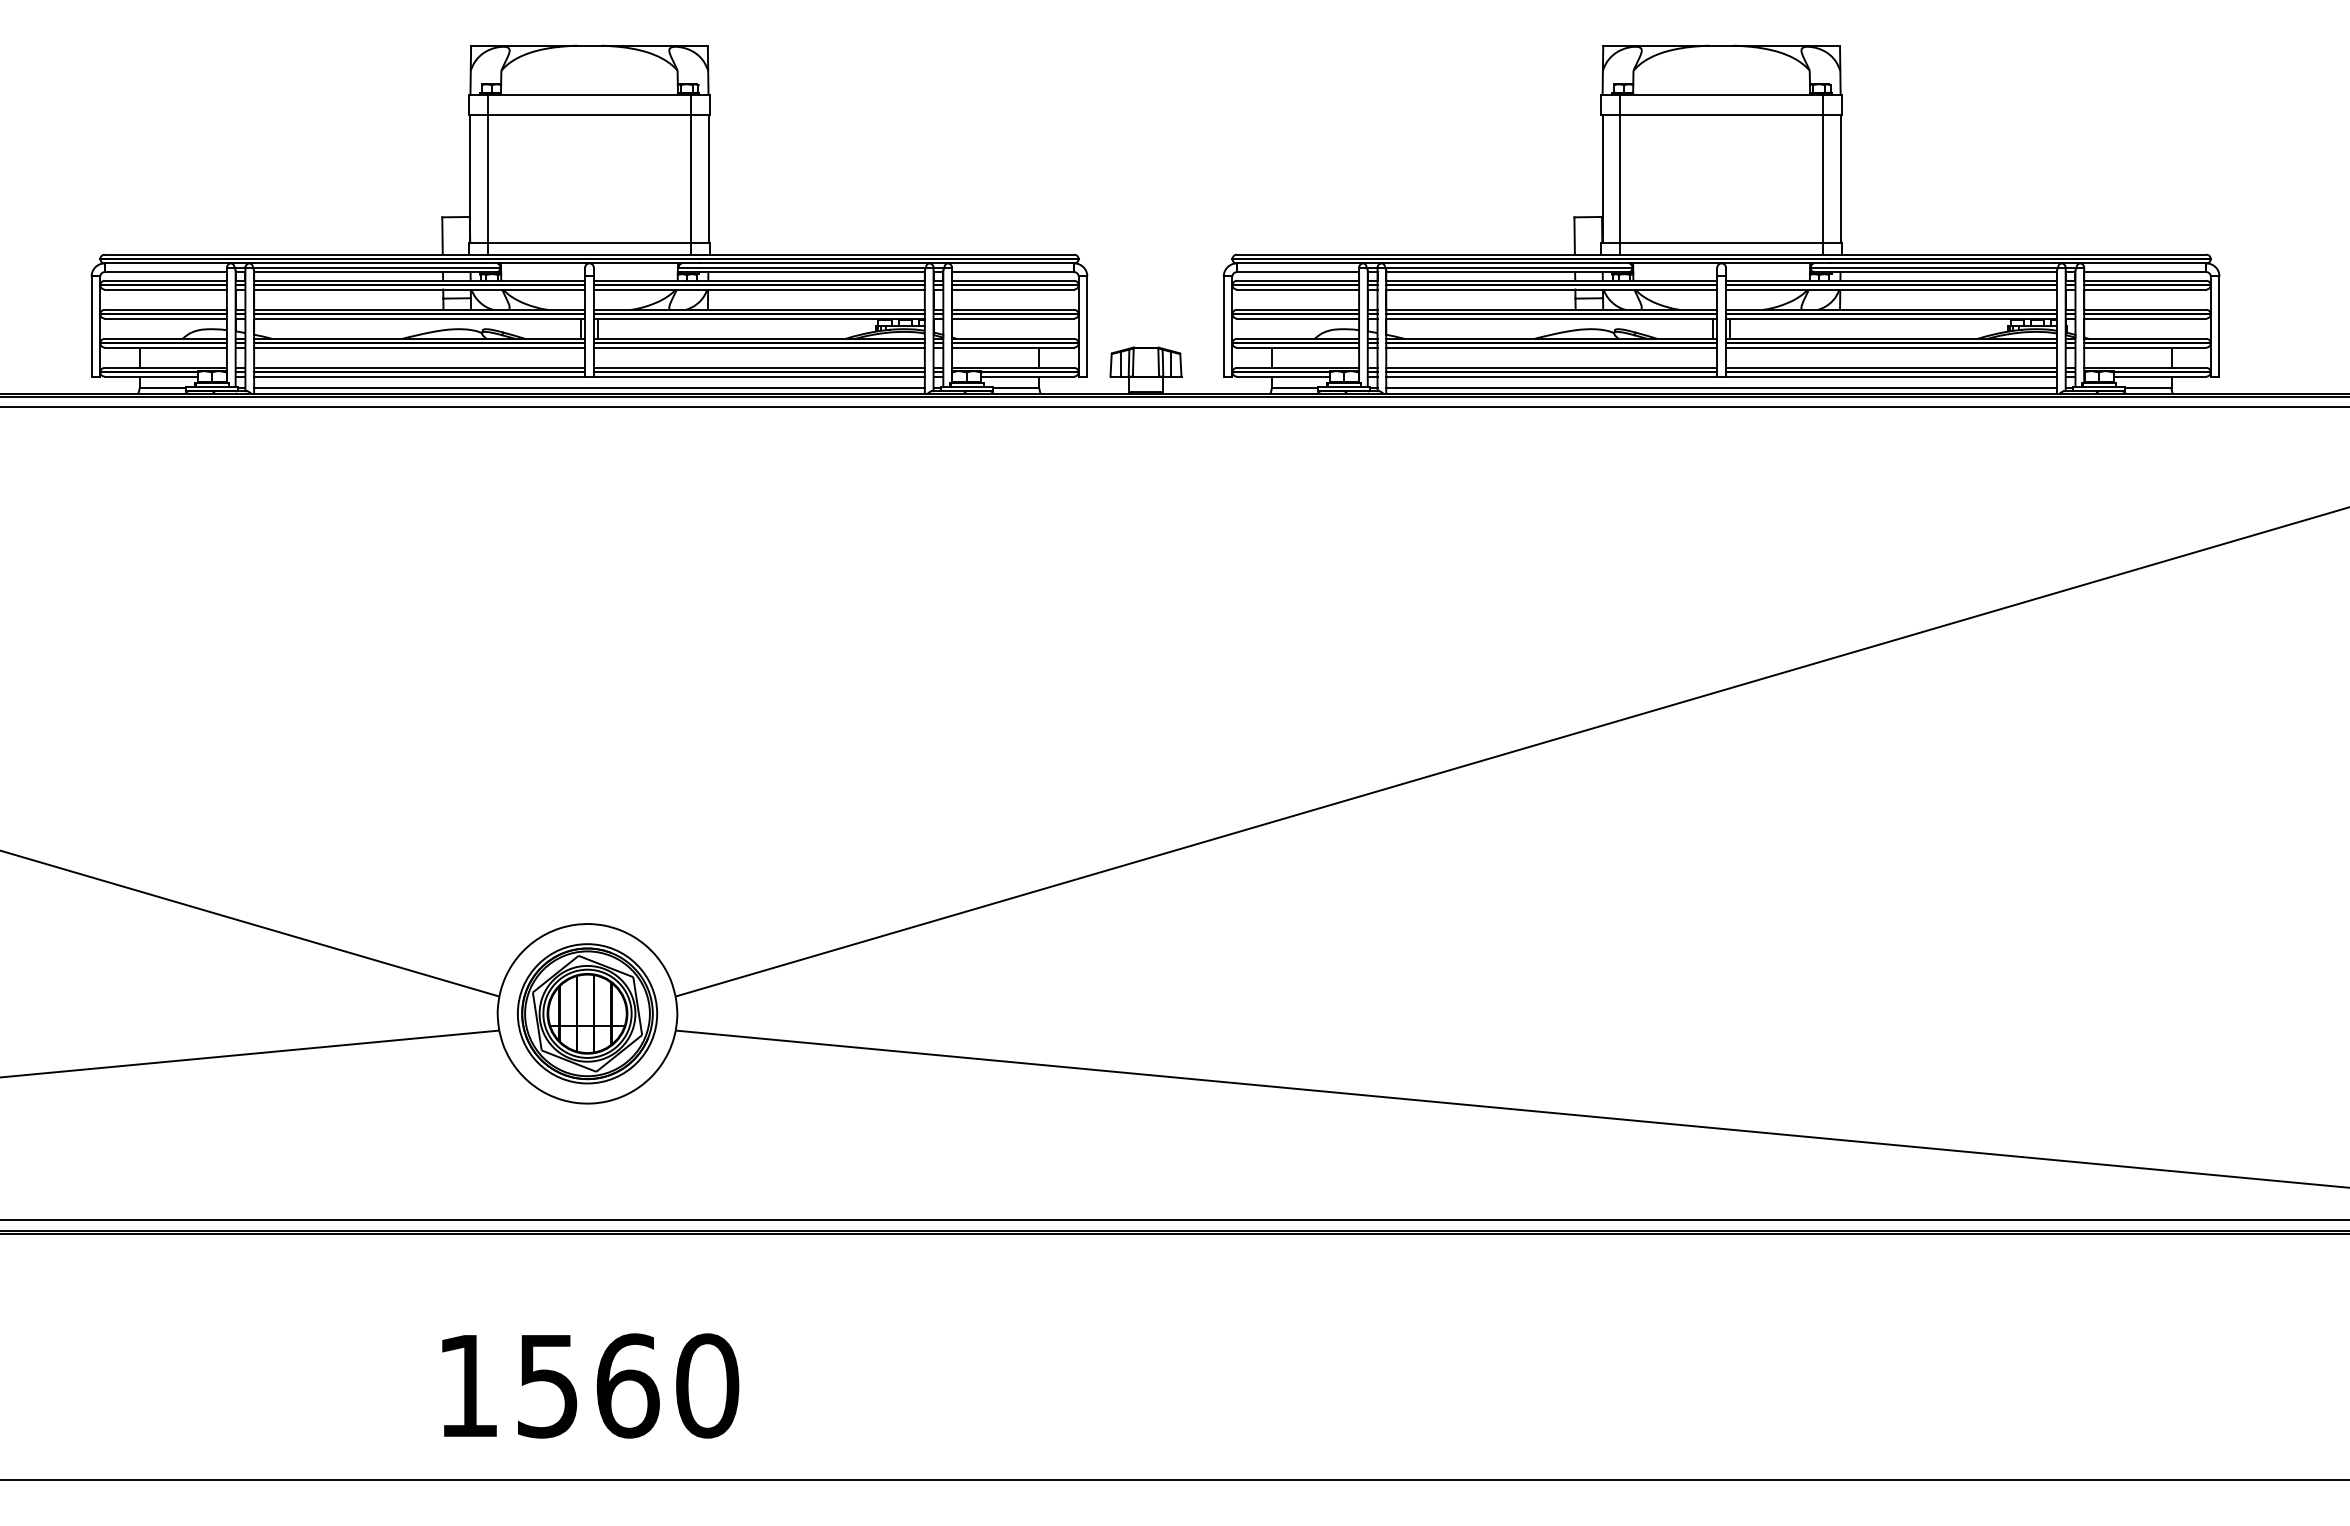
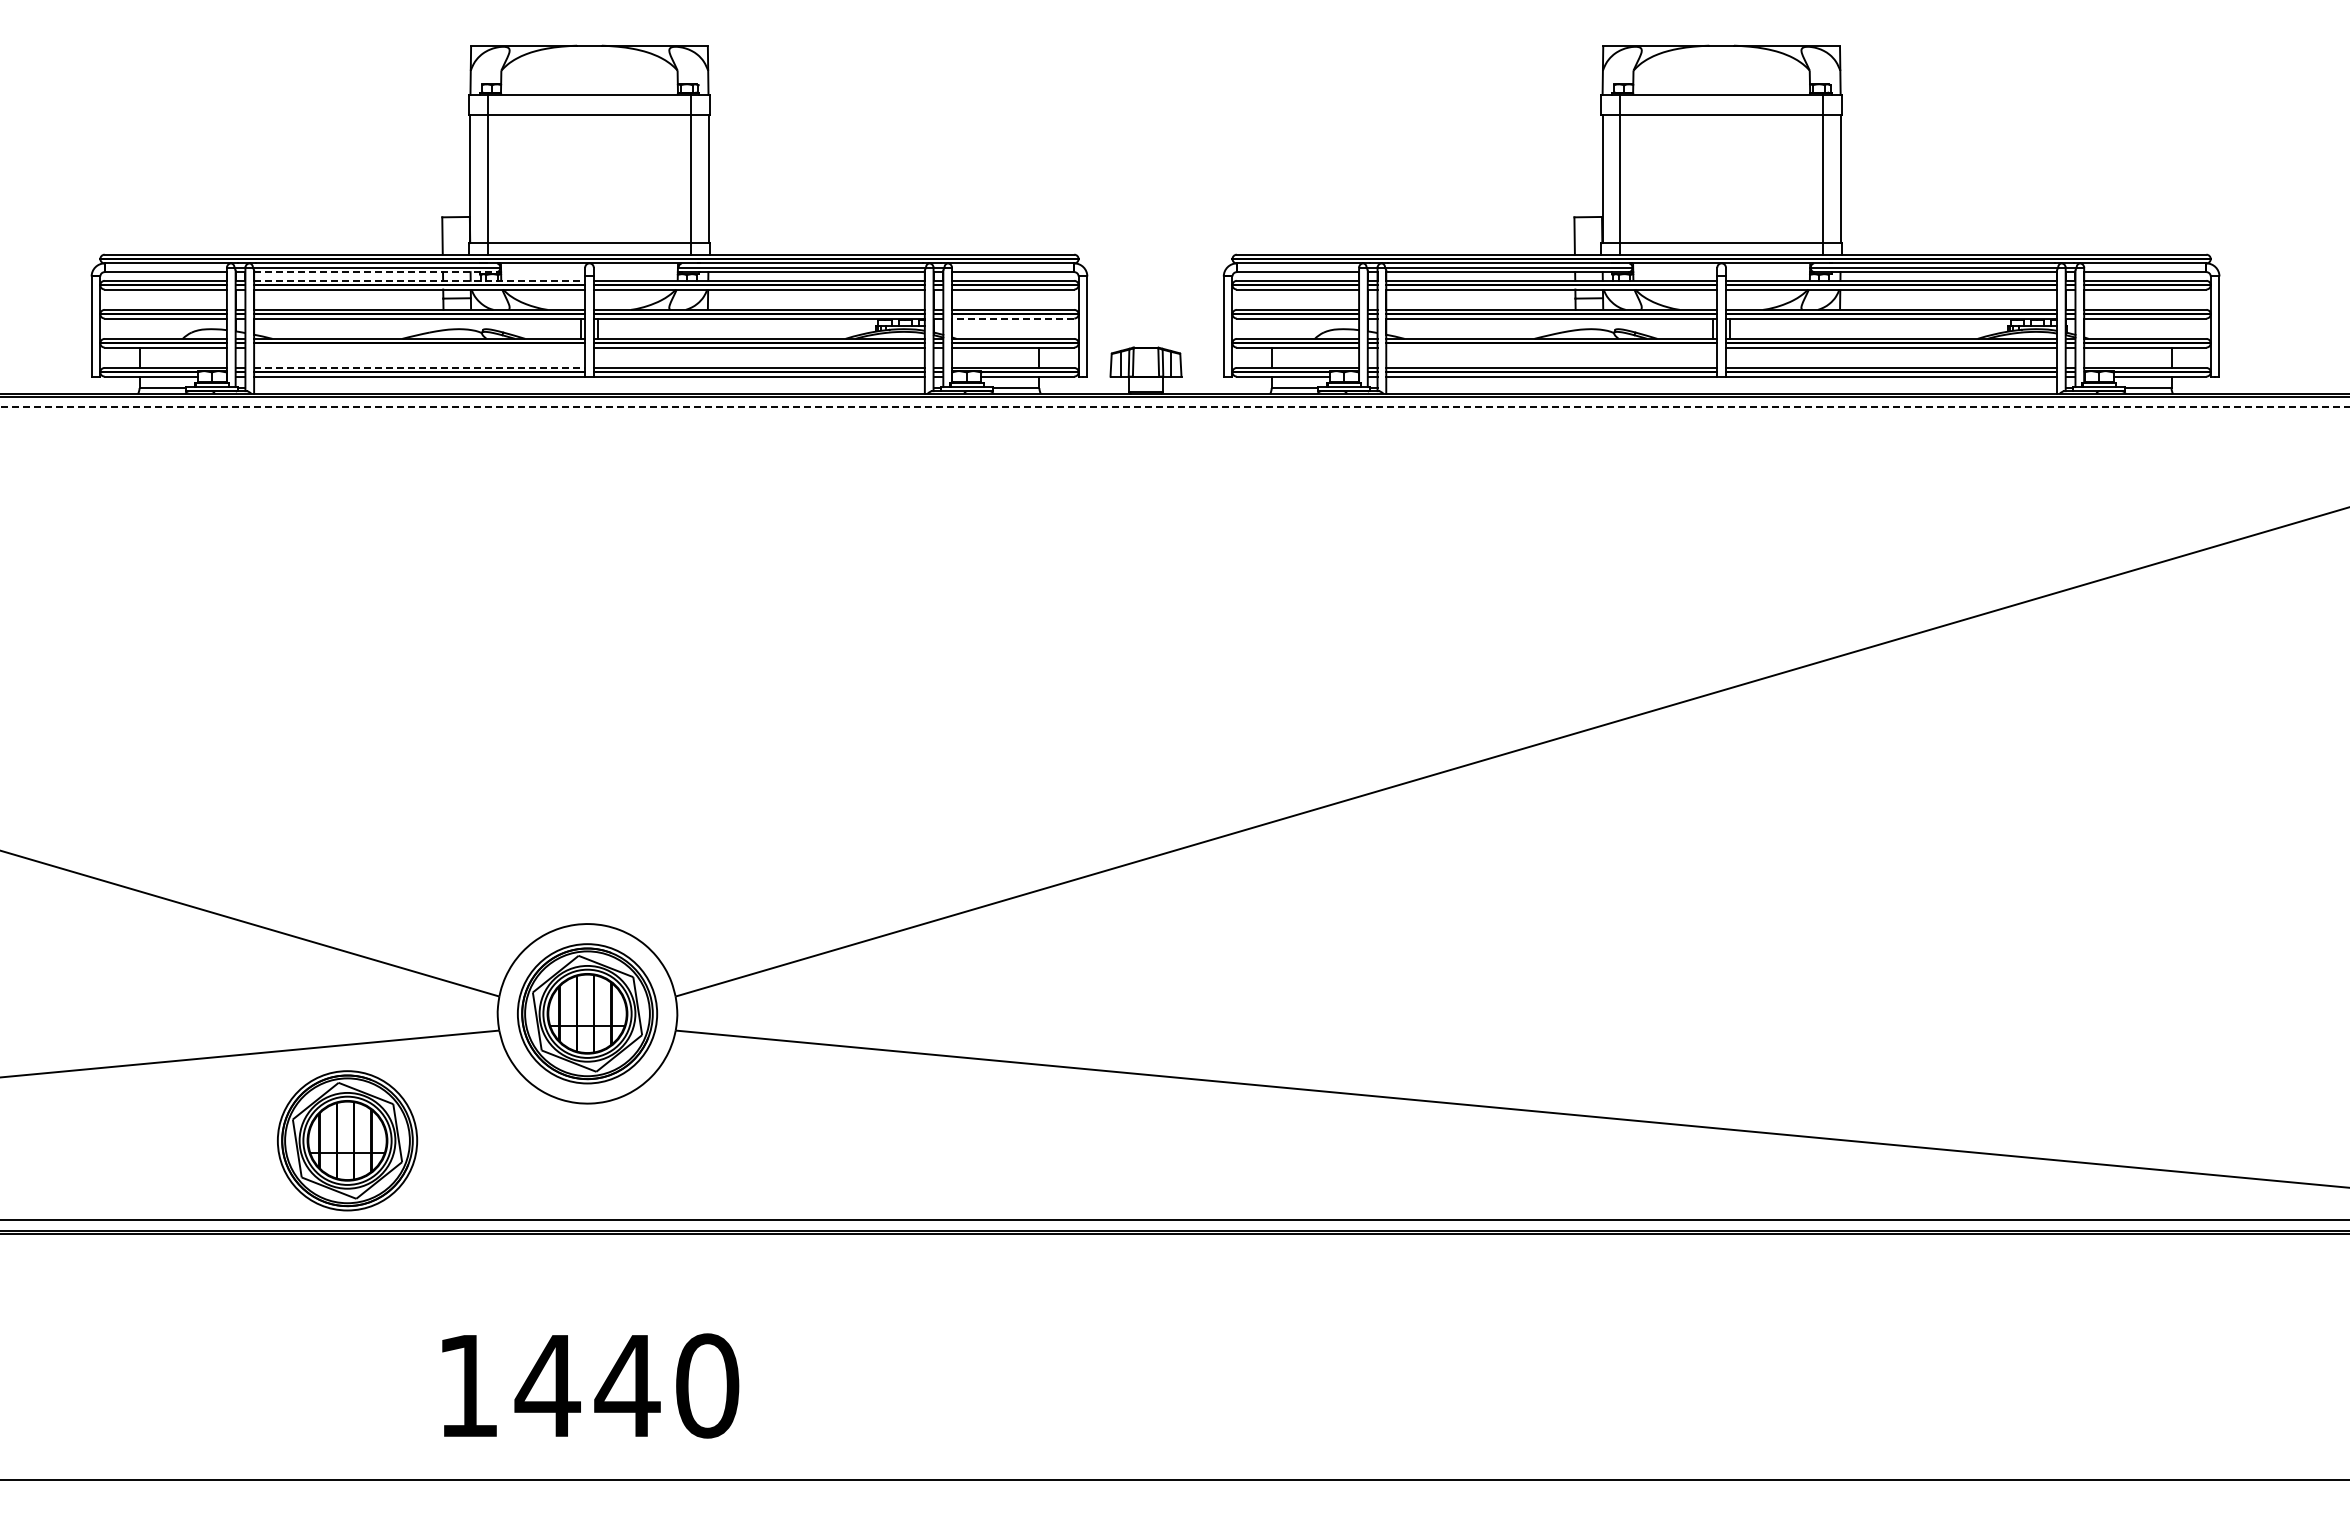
line: solid -> dashed (376, 272)
line: solid -> dashed (419, 280)
line: solid -> dashed (1012, 318)
line: present -> none (419, 347)
line: present -> none (1551, 347)
line: solid -> dashed (419, 367)
line: present -> none (589, 388)
line: present -> none (1721, 388)
line: solid -> dashed (1174, 407)
part: none -> present (347, 1140)
text: 1560 -> 1440 (587, 1385)
